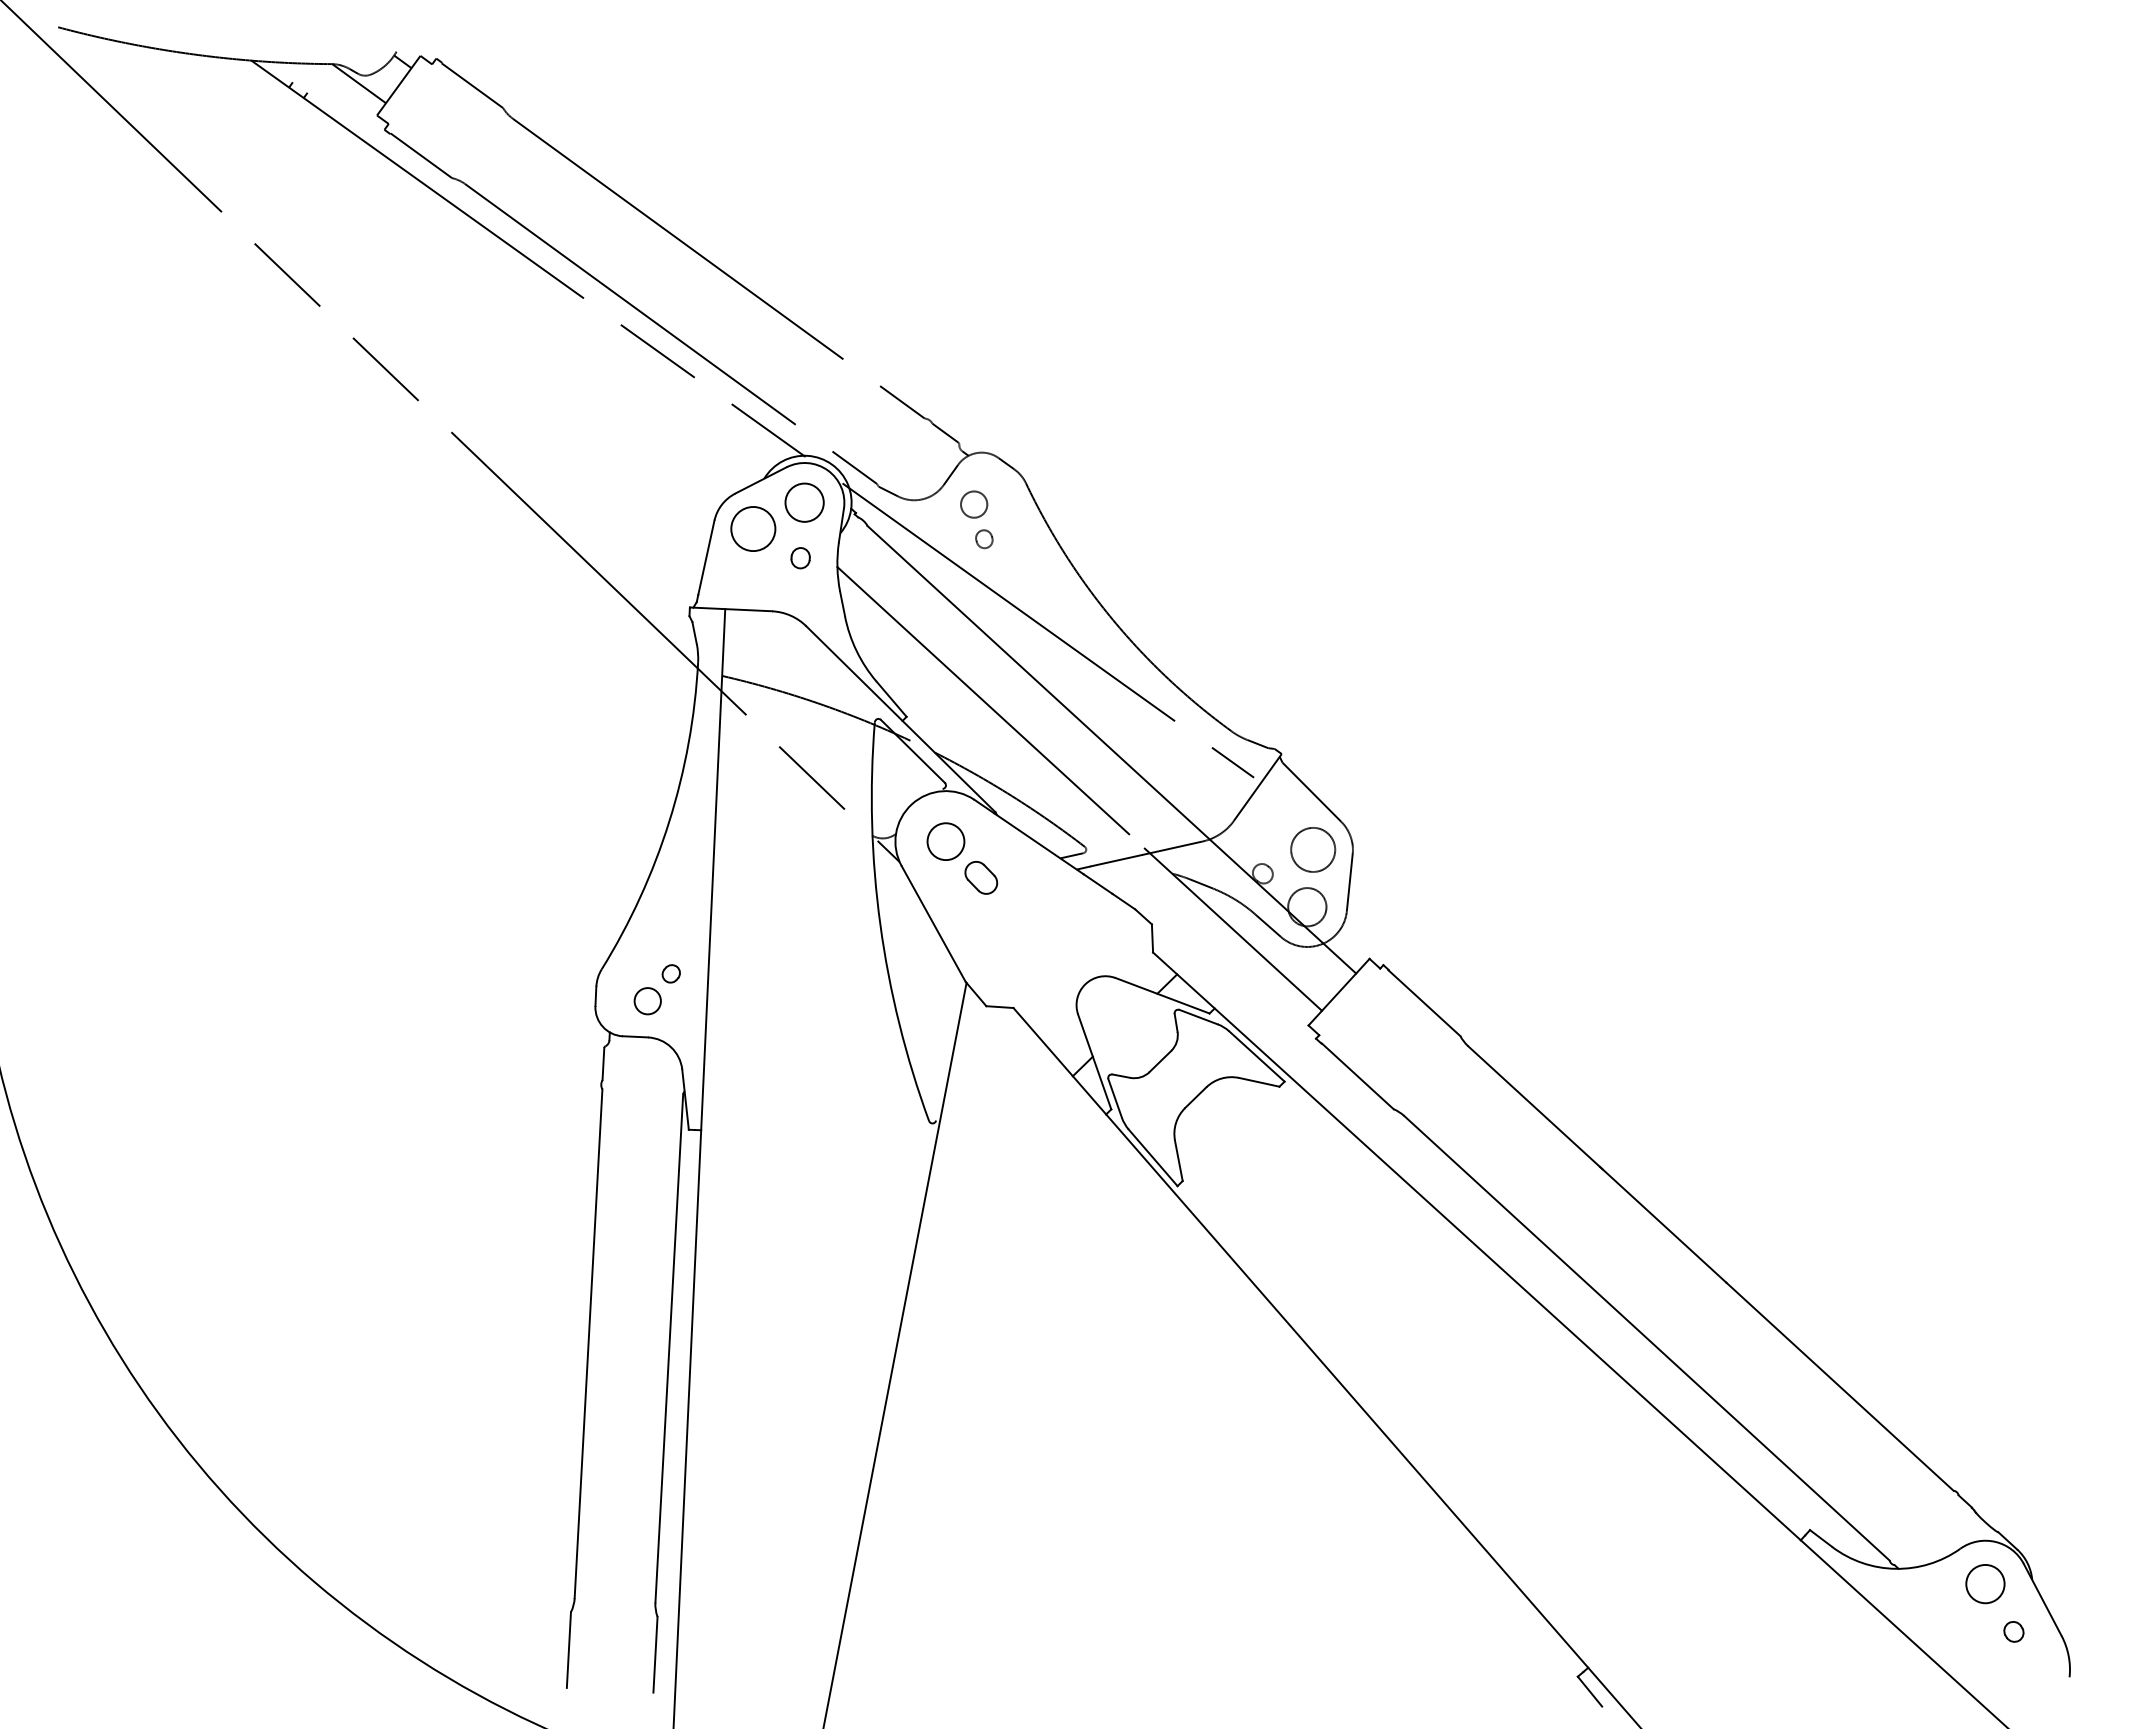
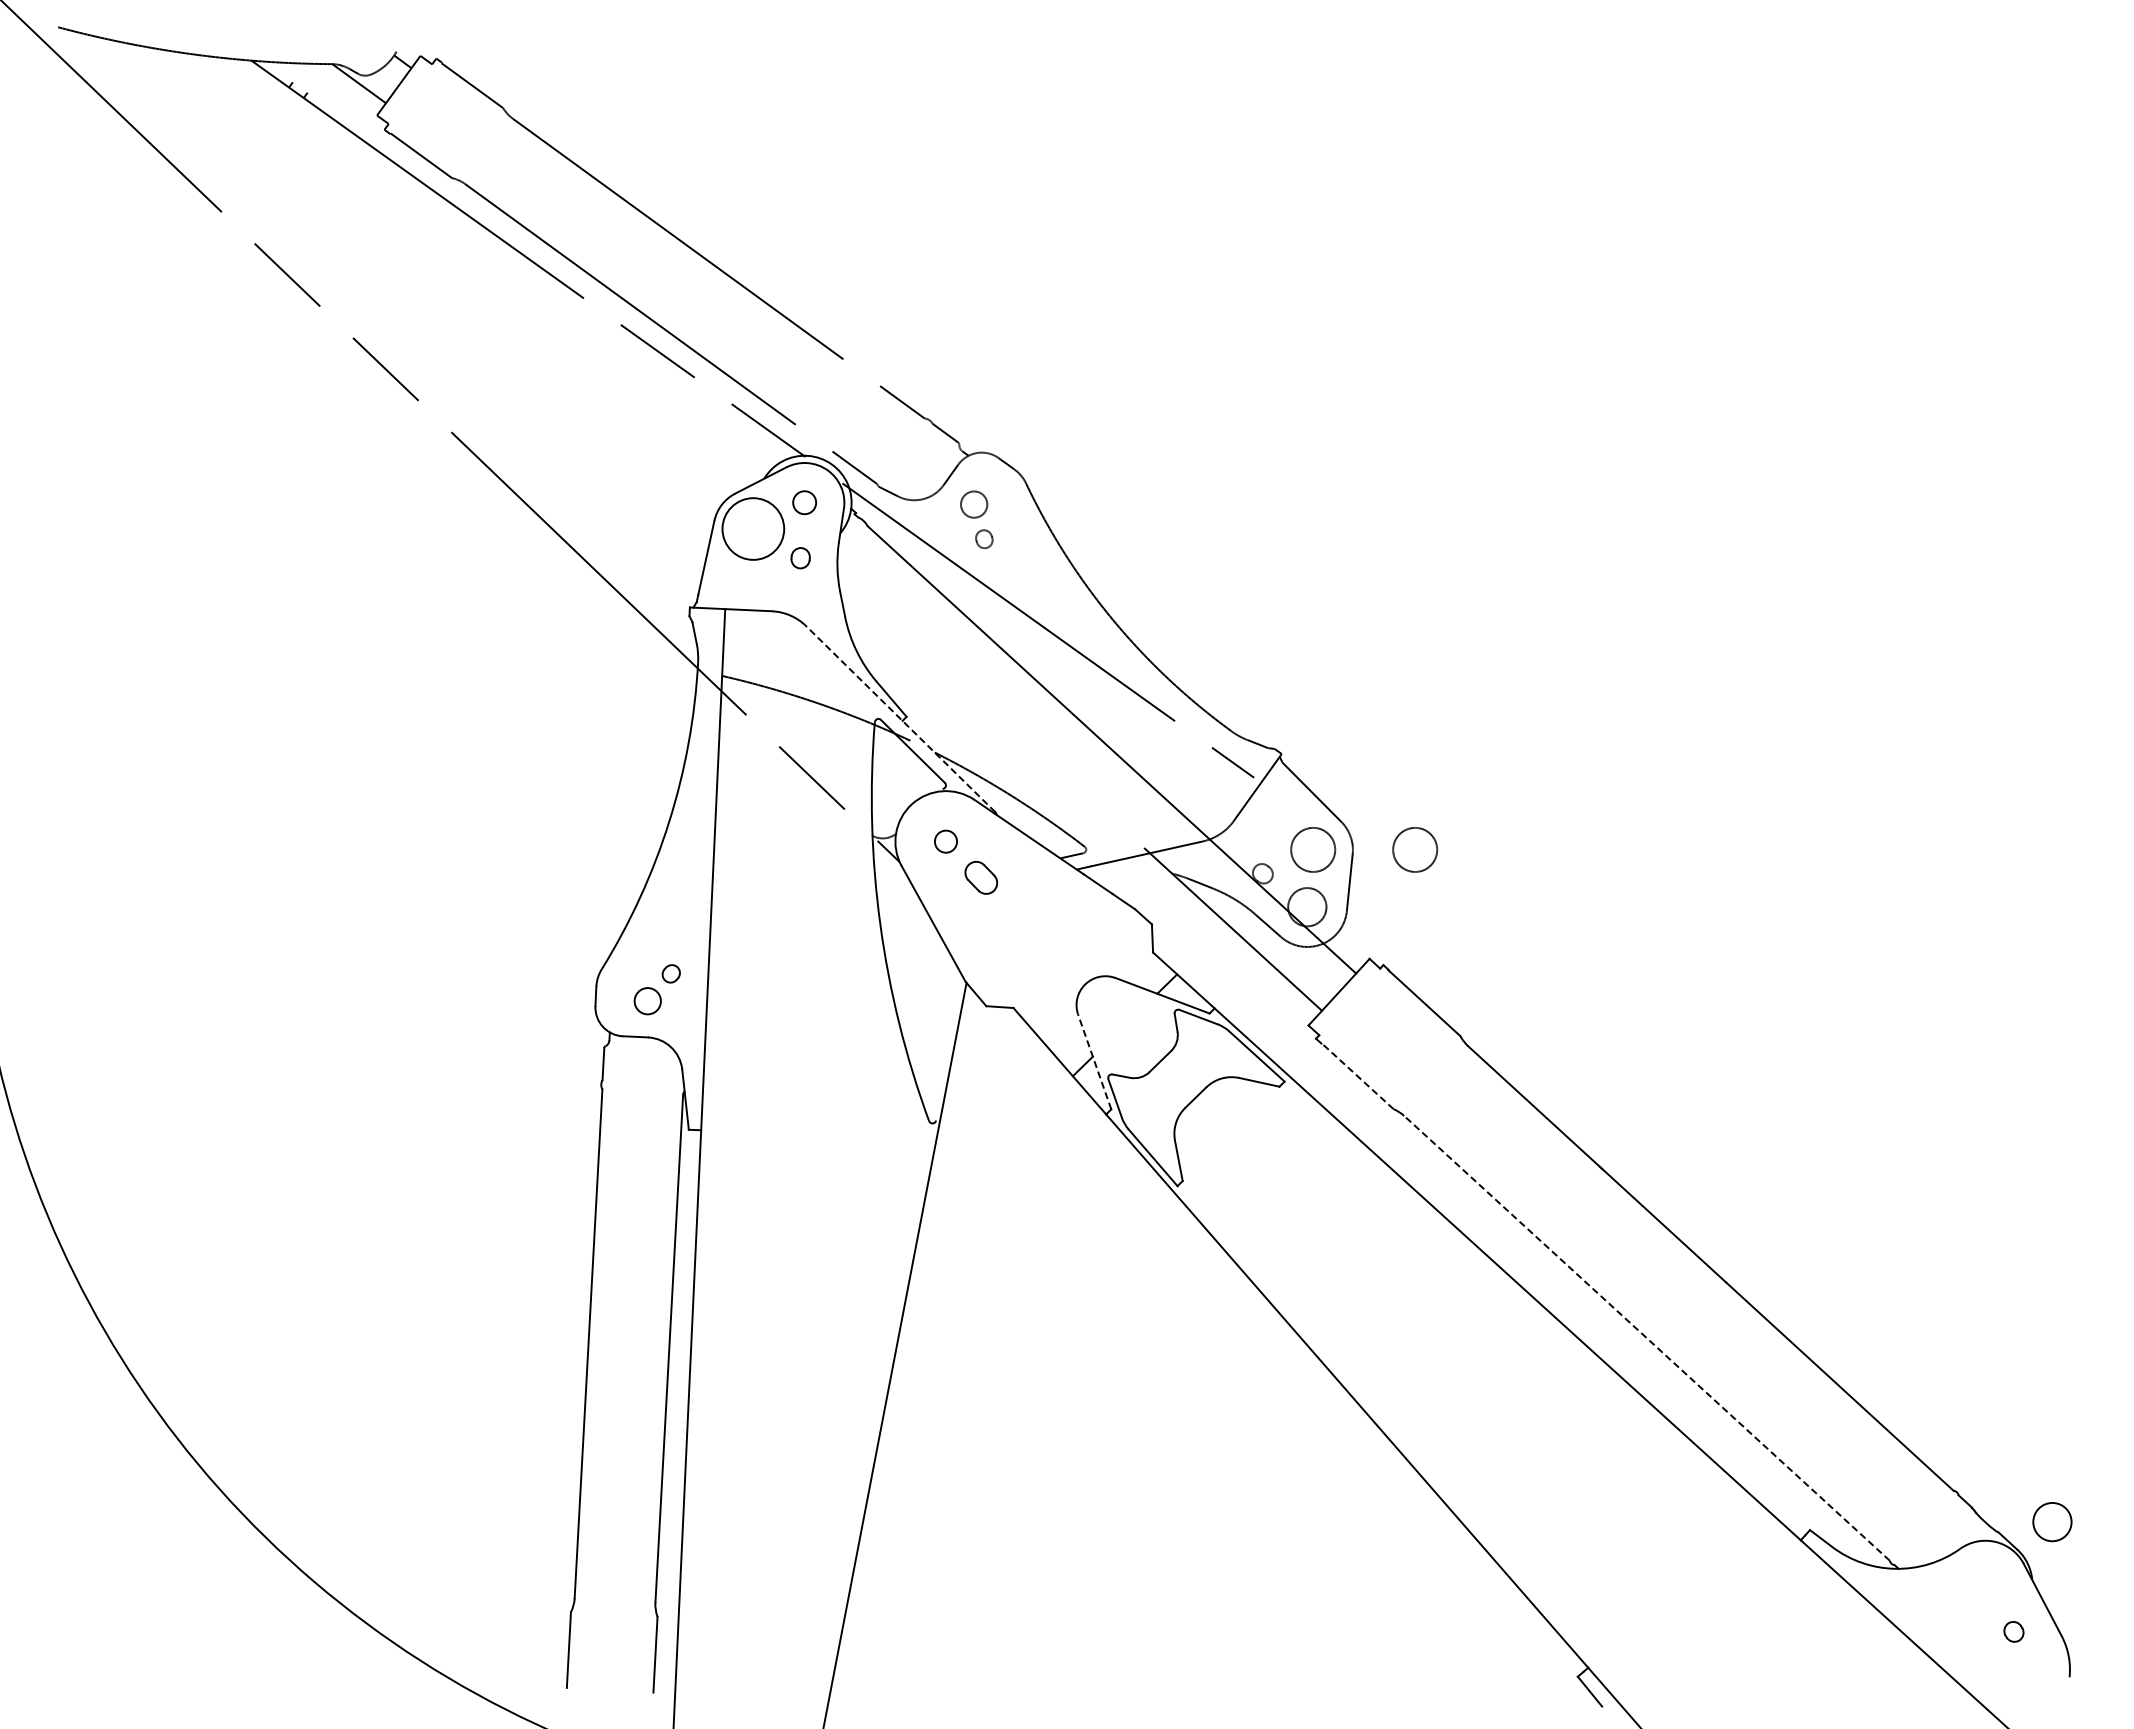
circle diameter: 38 px -> 23 px (804, 502)
circle diameter: 44 px -> 62 px (753, 528)
line: present -> none (983, 700)
line: solid -> dashed (900, 719)
circle diameter: 37 px -> 22 px (945, 841)
circle: none -> present (1415, 849)
line: solid -> dashed (1094, 1061)
line: solid -> dashed (1357, 1076)
line: solid -> dashed (1646, 1337)
circle position: (1985, 1584) -> (2052, 1522) (2052, 1522)
